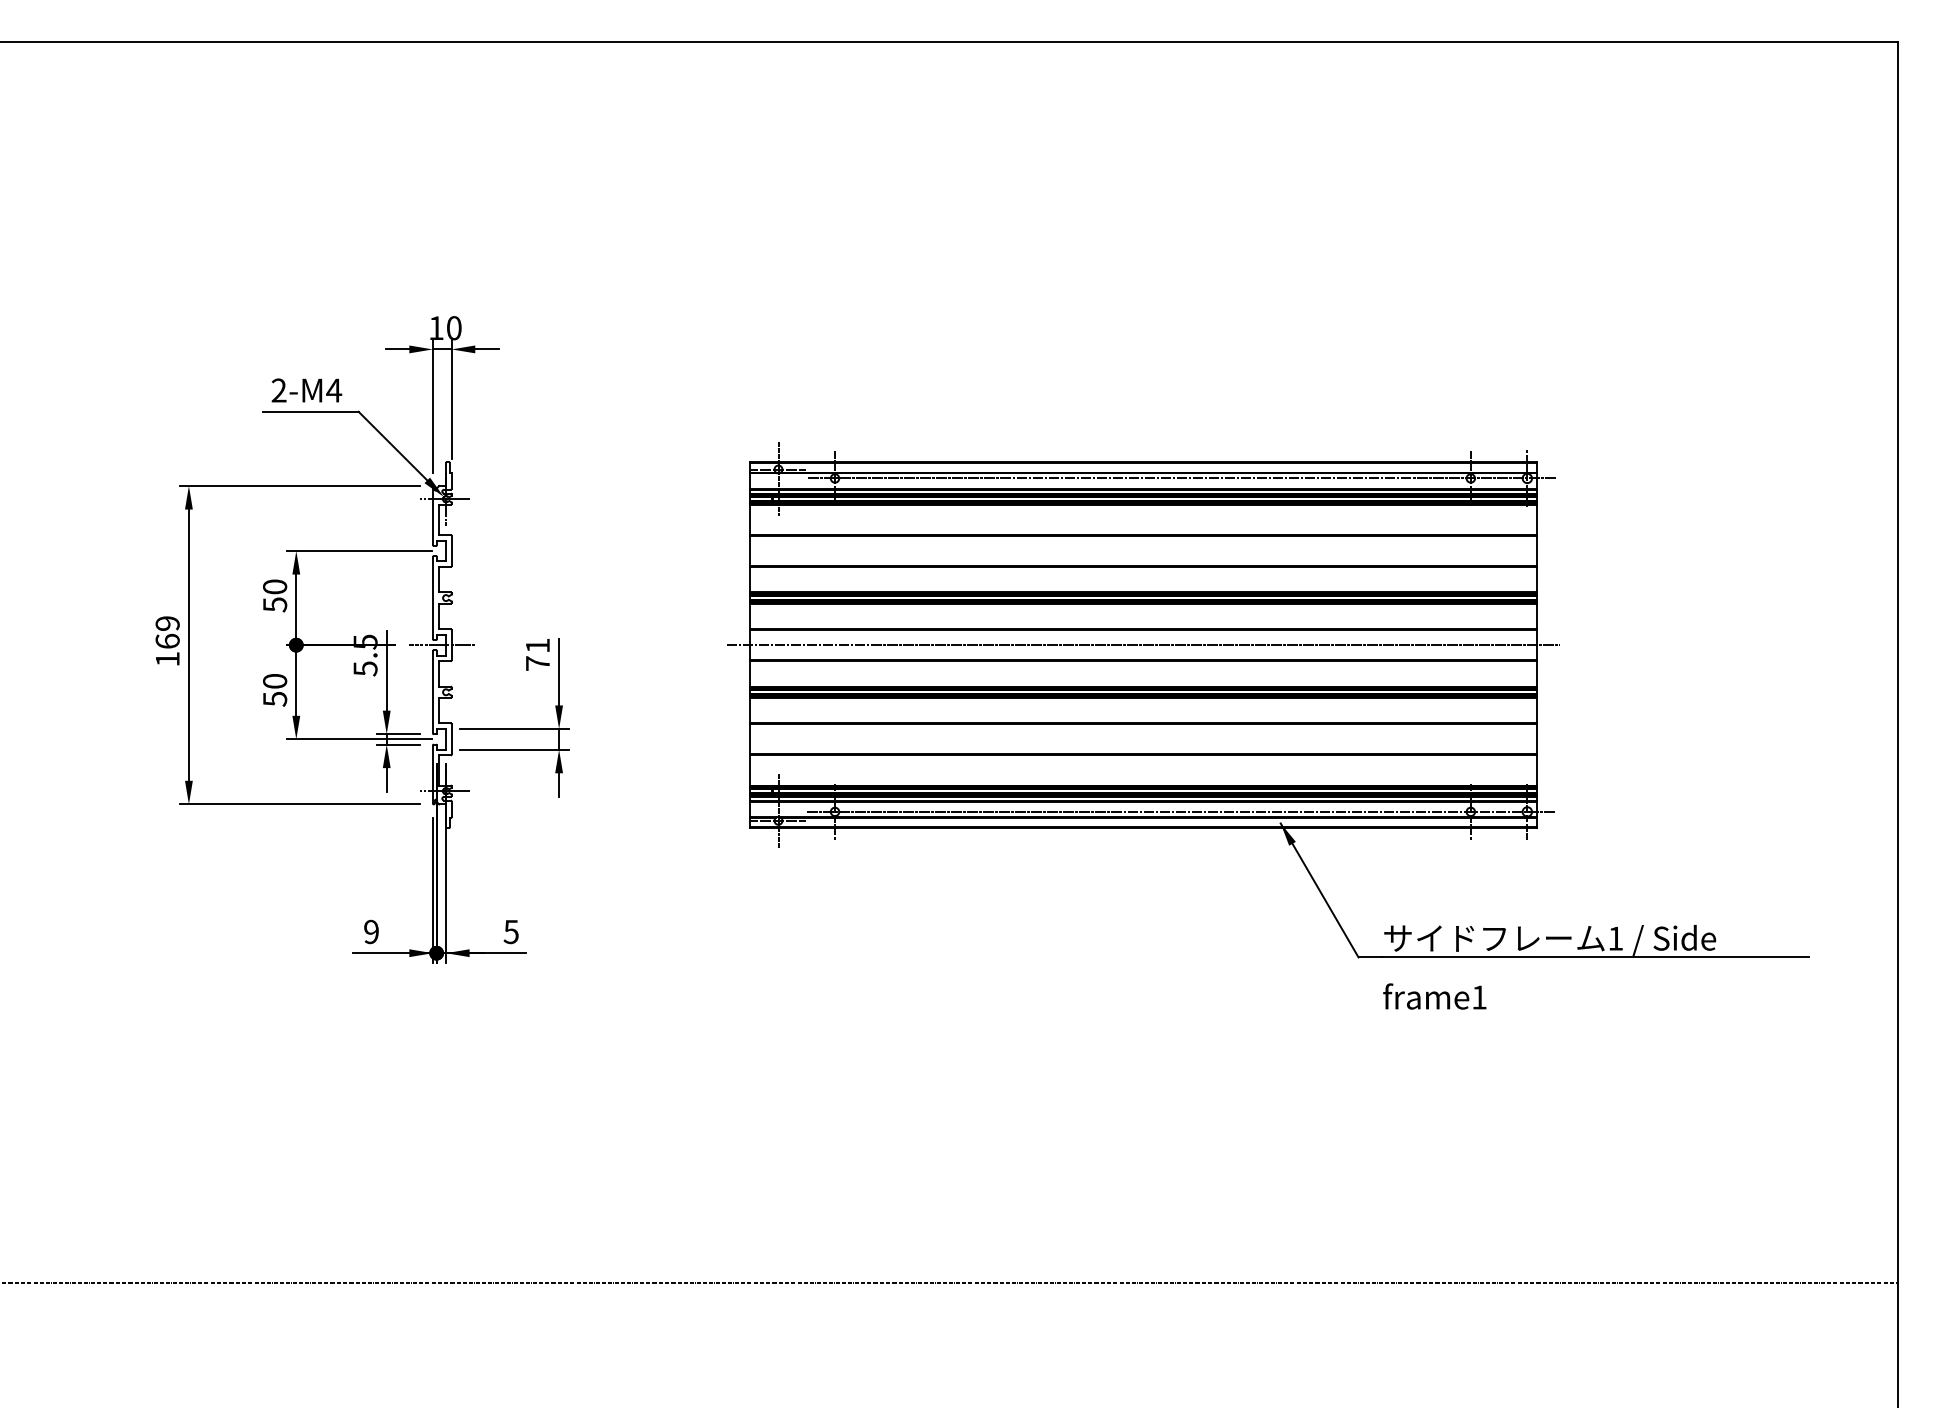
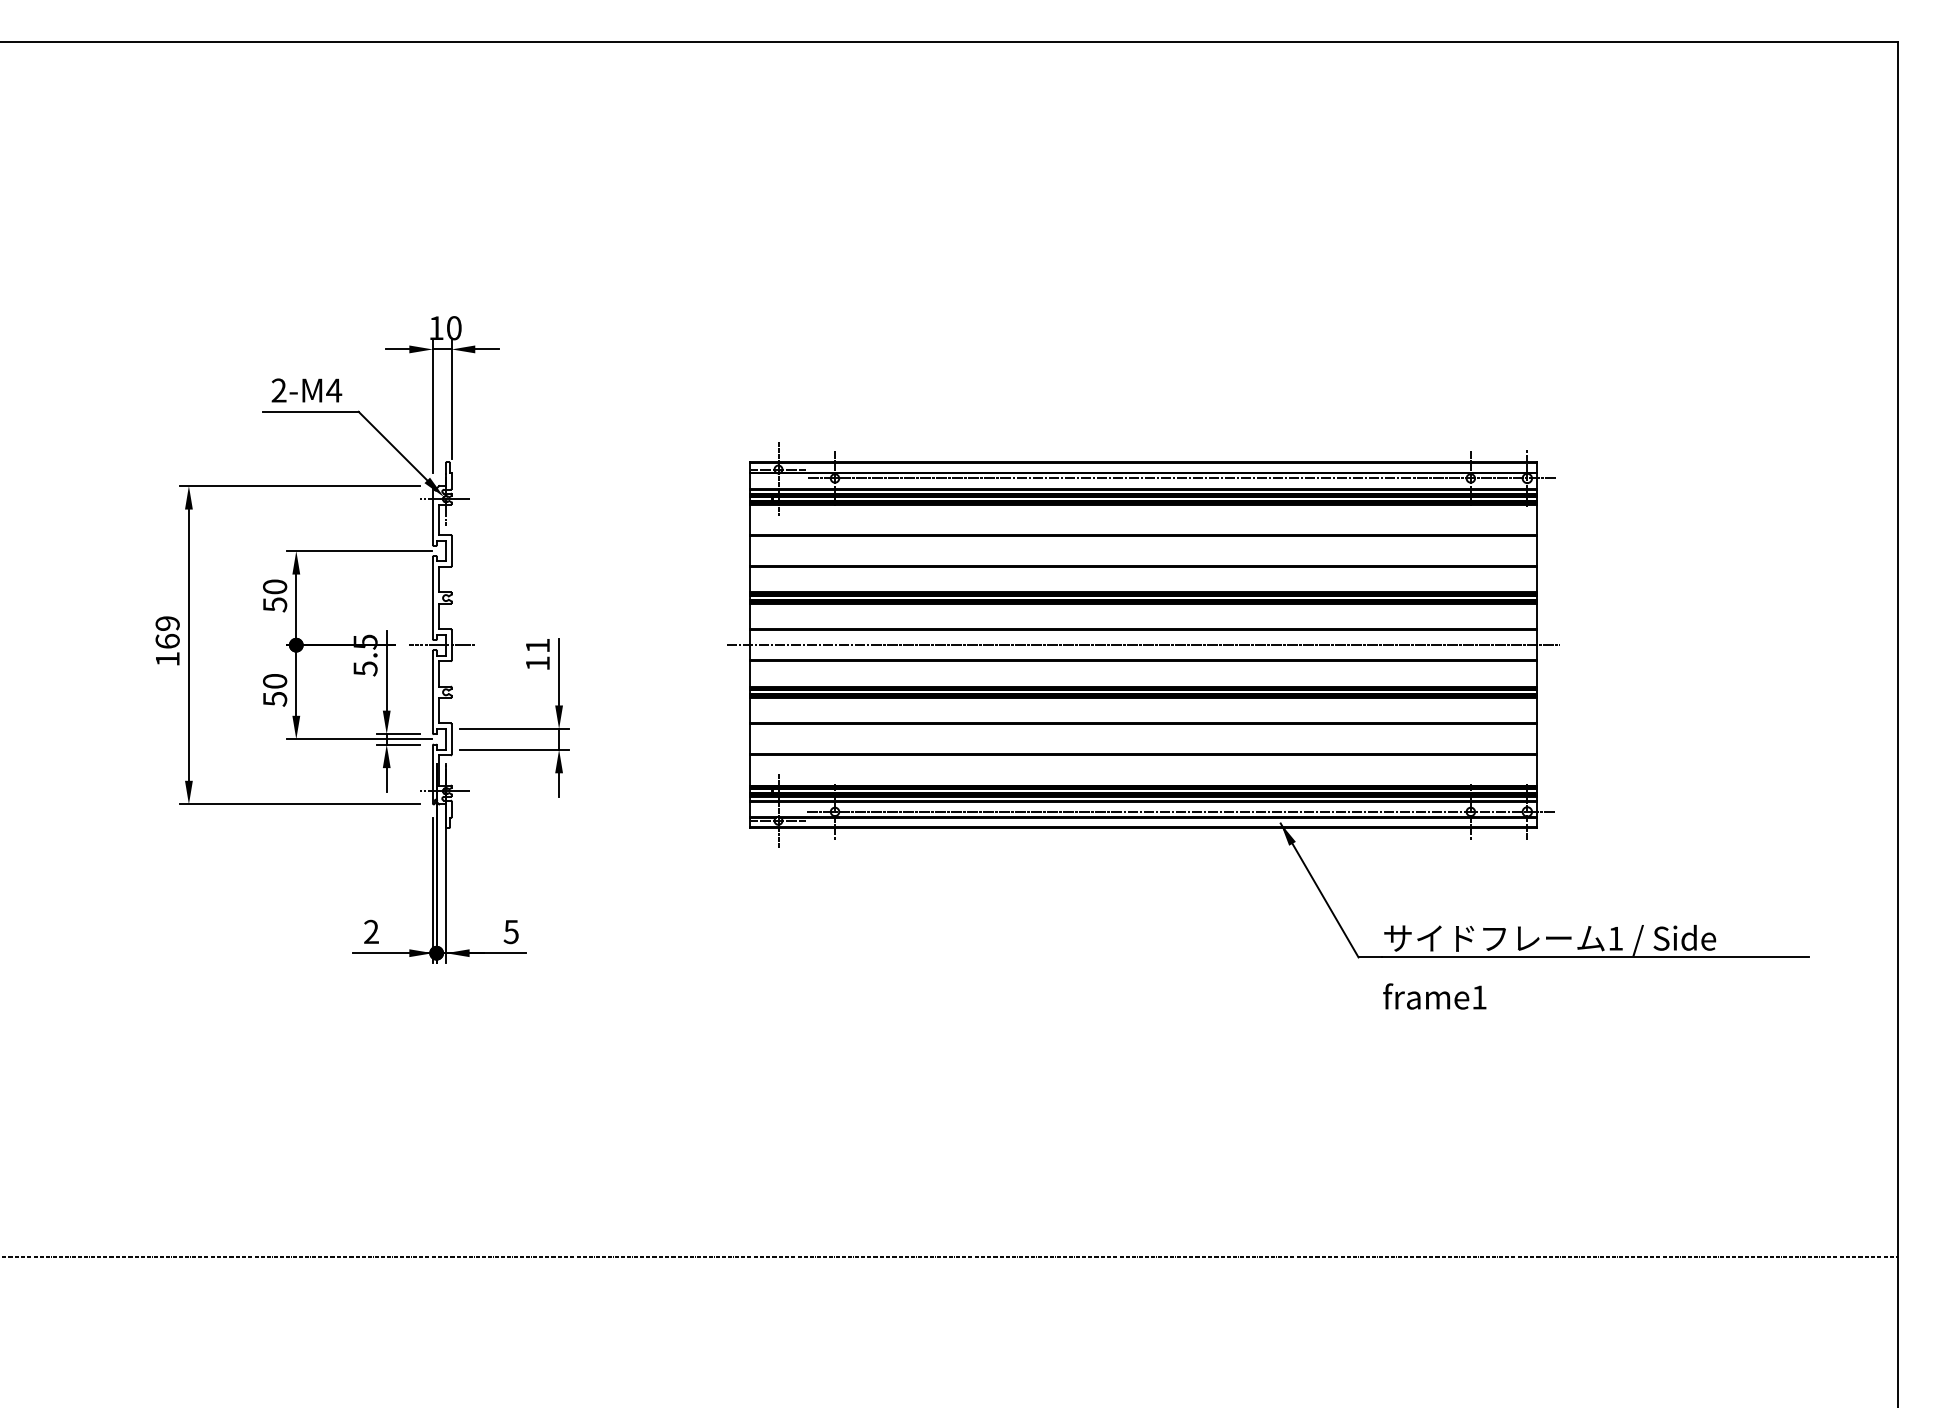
text: 71 -> 11 (537, 663)
text: 9 -> 2 (371, 932)
line position: (950, 1282) -> (950, 1256) (950, 1256)
